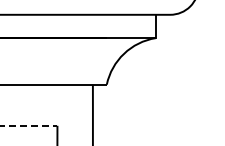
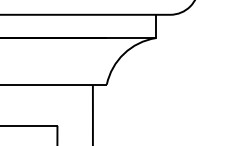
line: dashed -> solid (29, 125)
